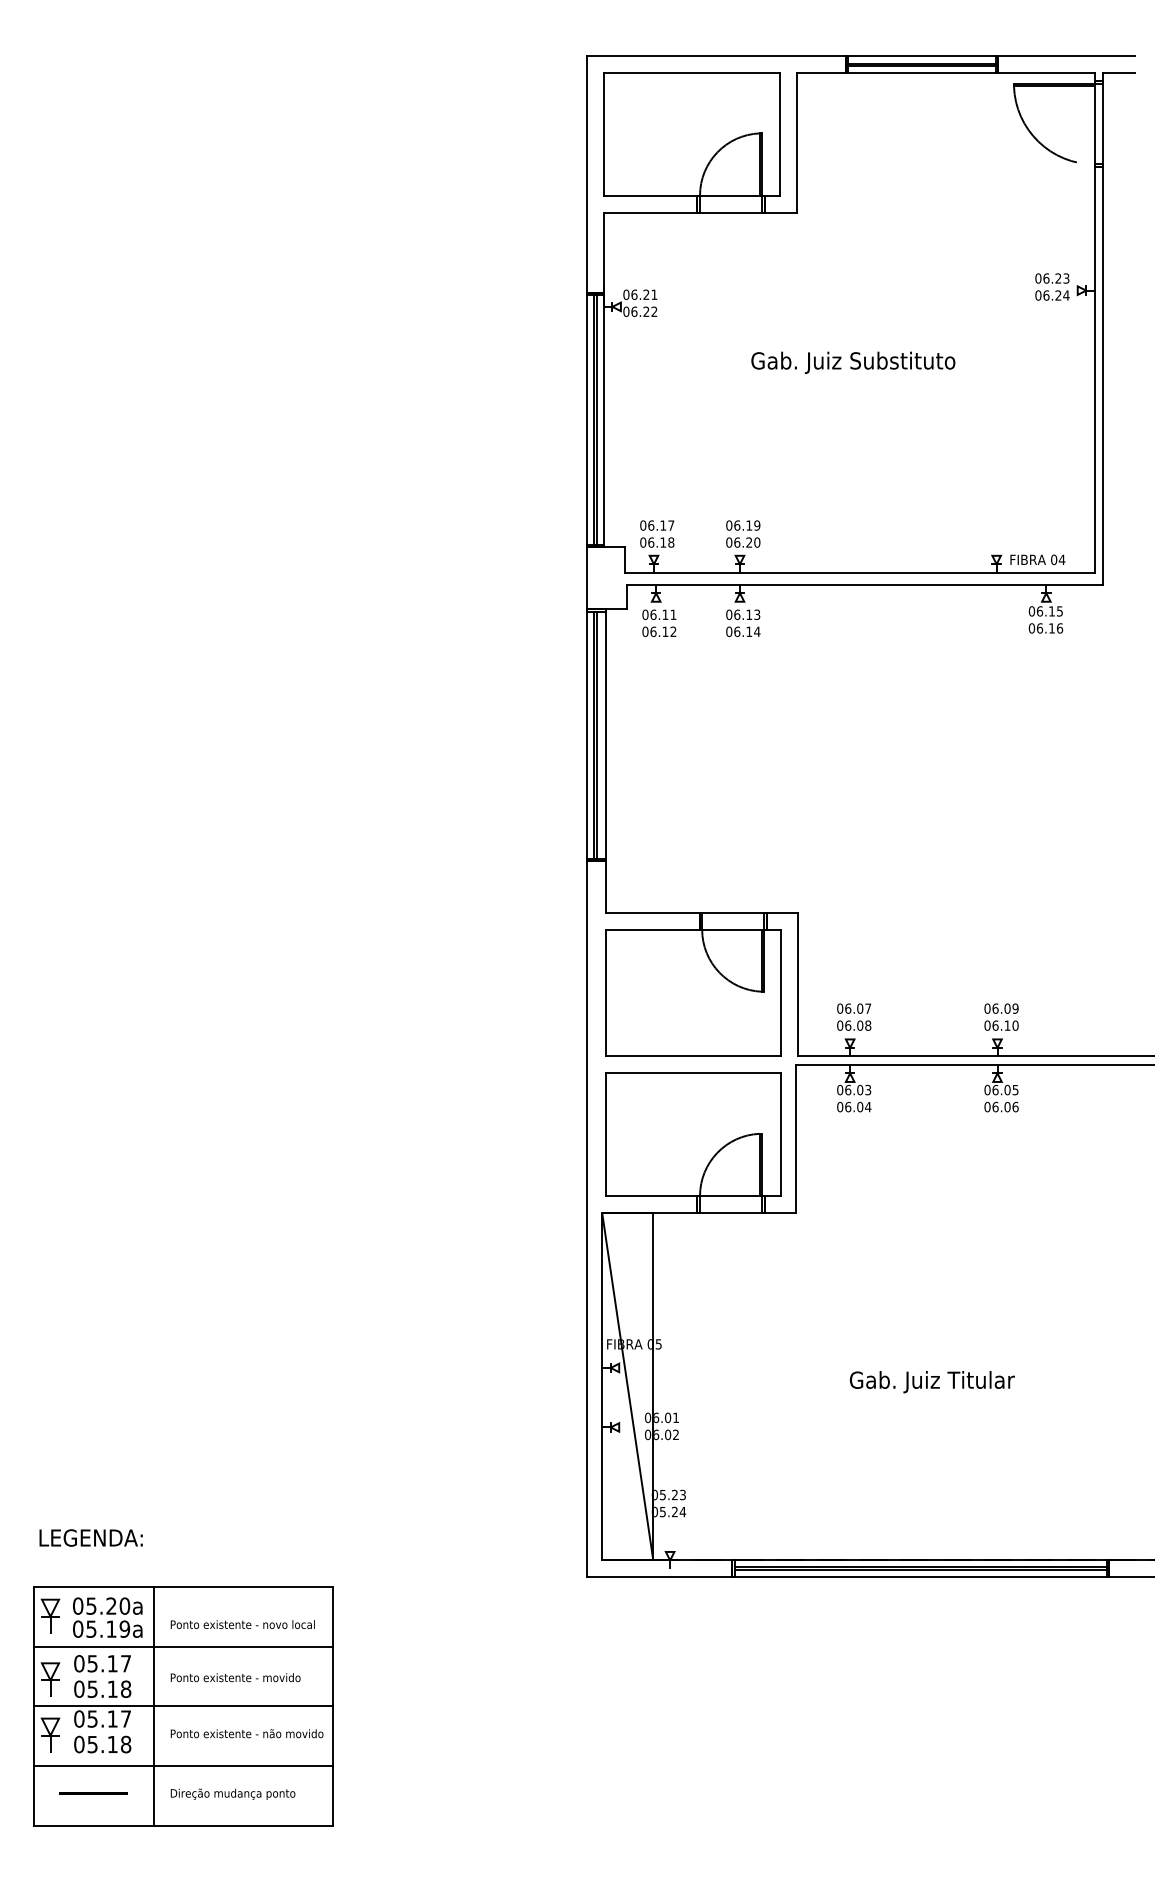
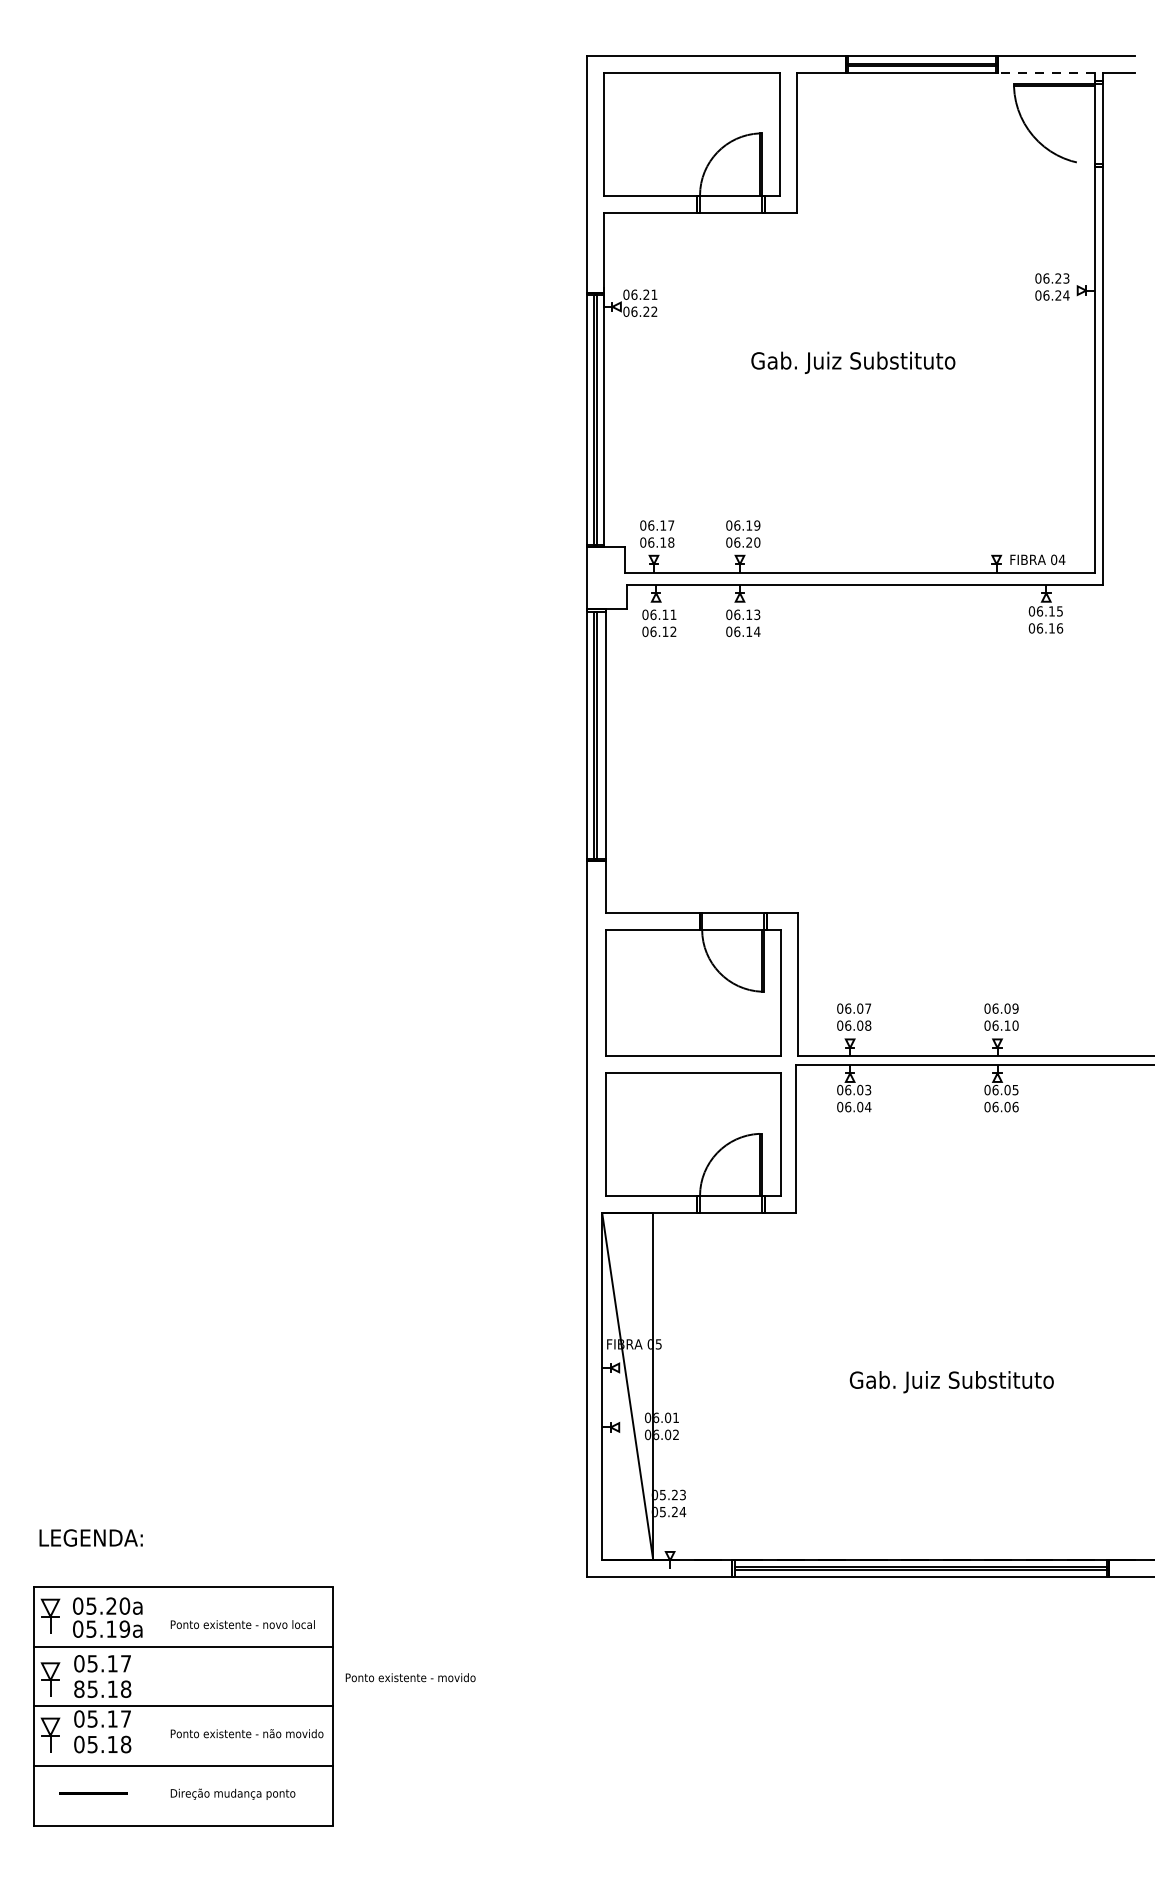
line: solid -> dashed (1045, 73)
text: Gab. Juiz Titular -> Gab. Juiz Substituto (1000, 1379)
text position: (235, 1677) -> (410, 1677) (410, 1677)
text: 05.18 -> 85.18 (79, 1688)
line: present -> none (153, 1706)
